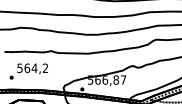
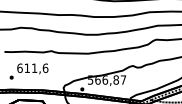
text: 564,2 -> 611,6 (32, 67)
